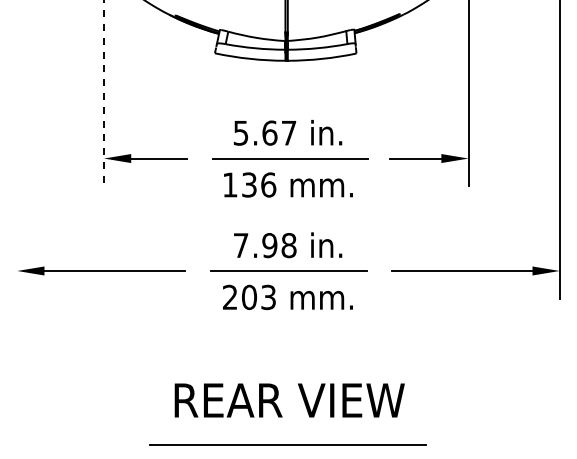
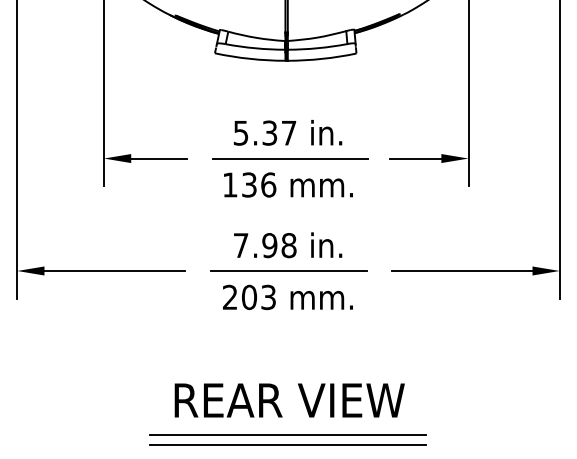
line: dashed -> solid (104, 93)
text: 5.67 -> 5.37 (269, 132)
line: none -> present (17, 150)
line: none -> present (287, 435)
